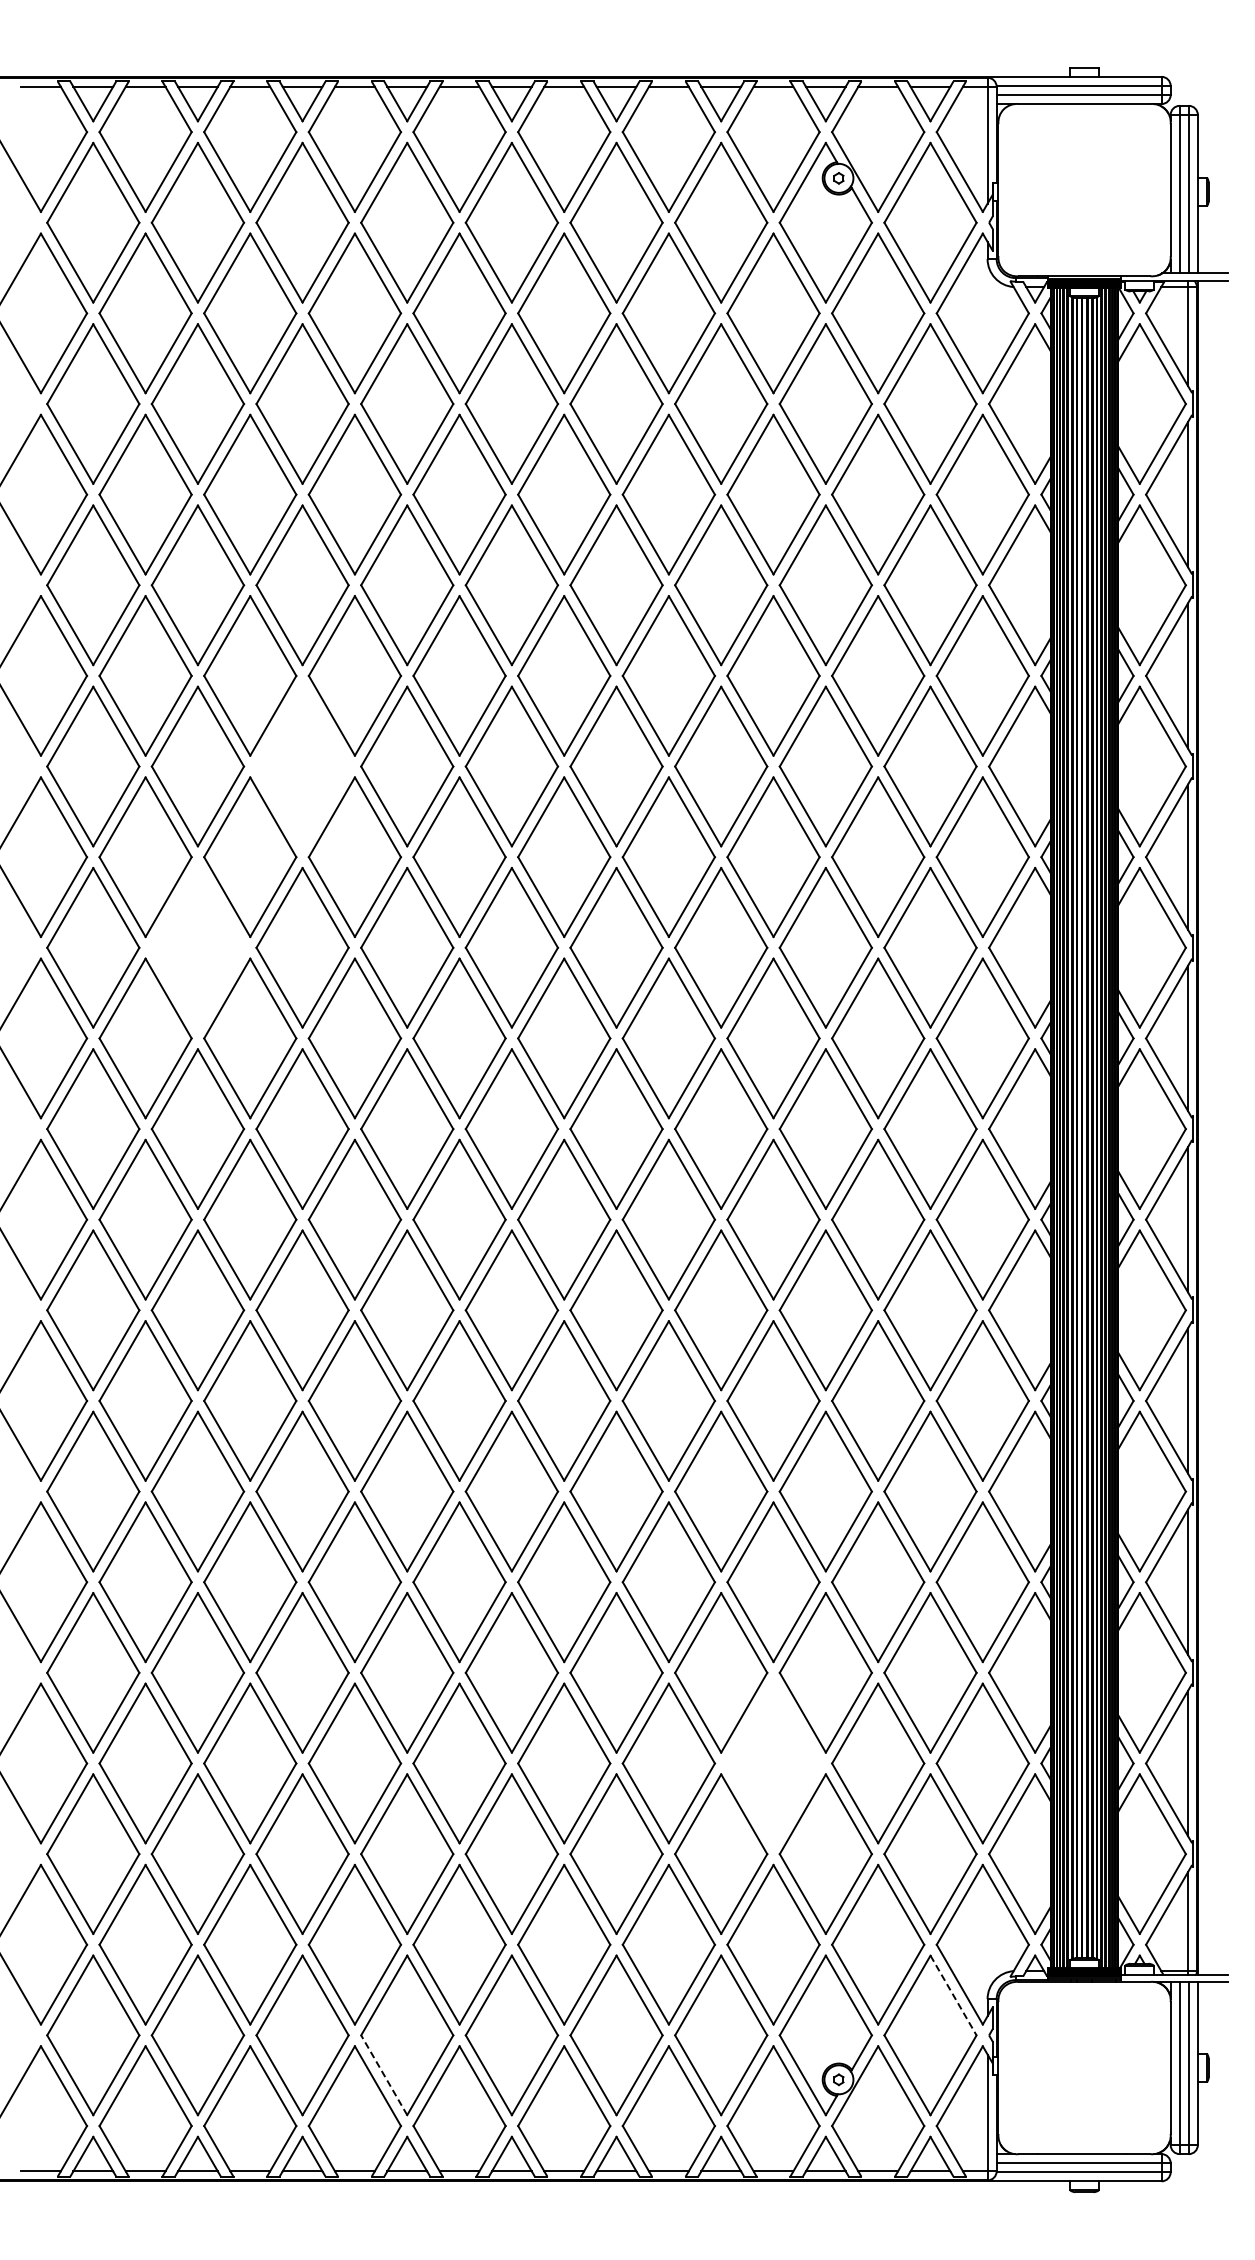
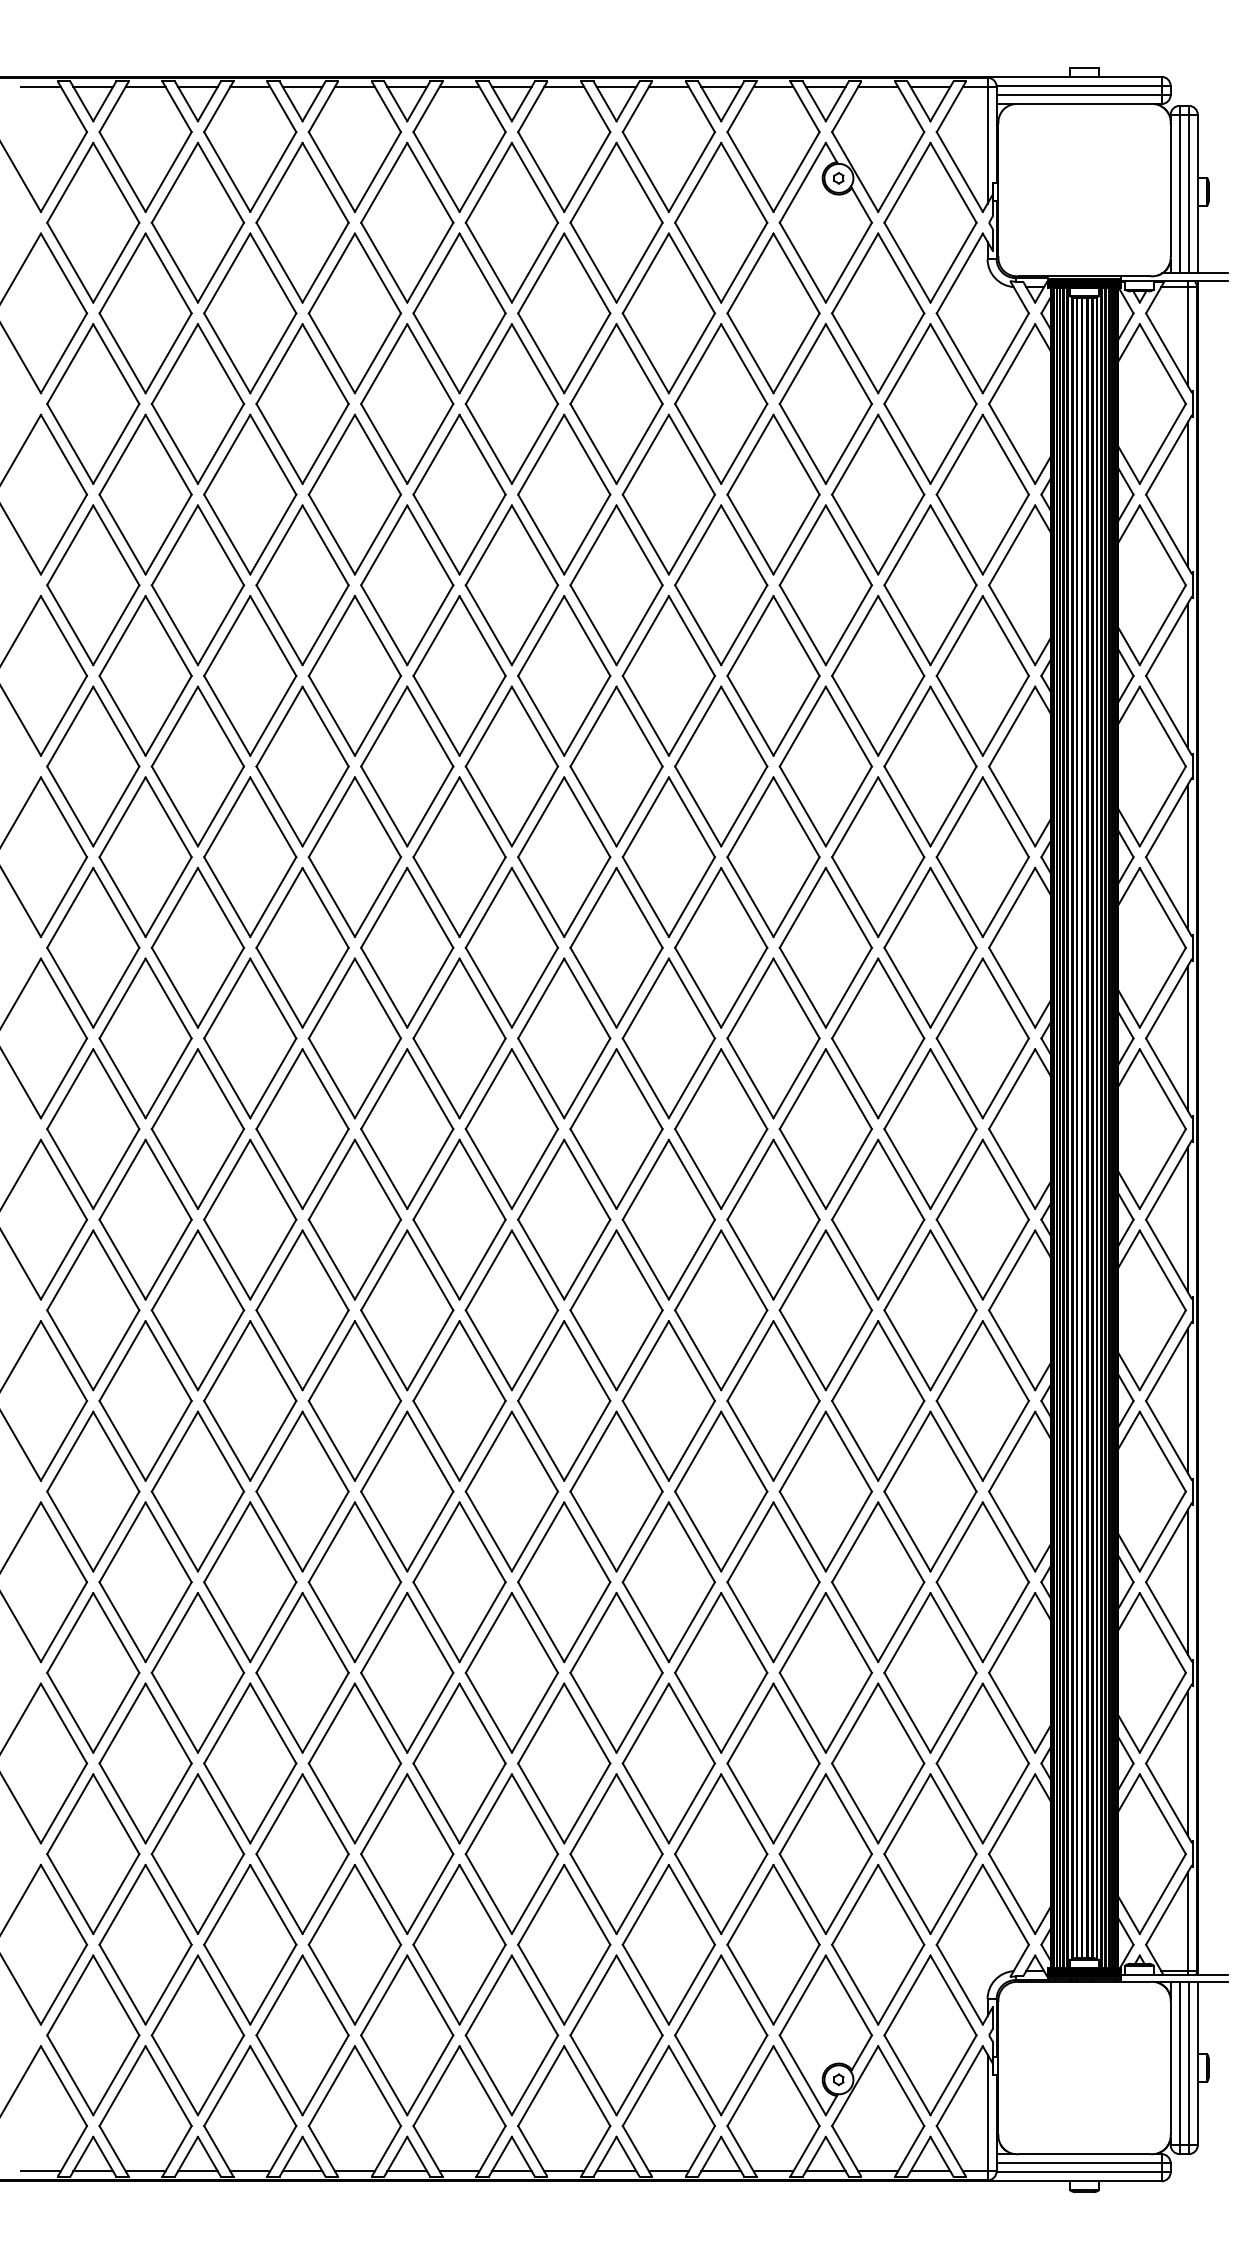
part: none -> present (302, 766)
part: none -> present (197, 947)
part: none -> present (773, 1763)
line: dashed -> solid (953, 1995)
line: dashed -> solid (383, 2074)
